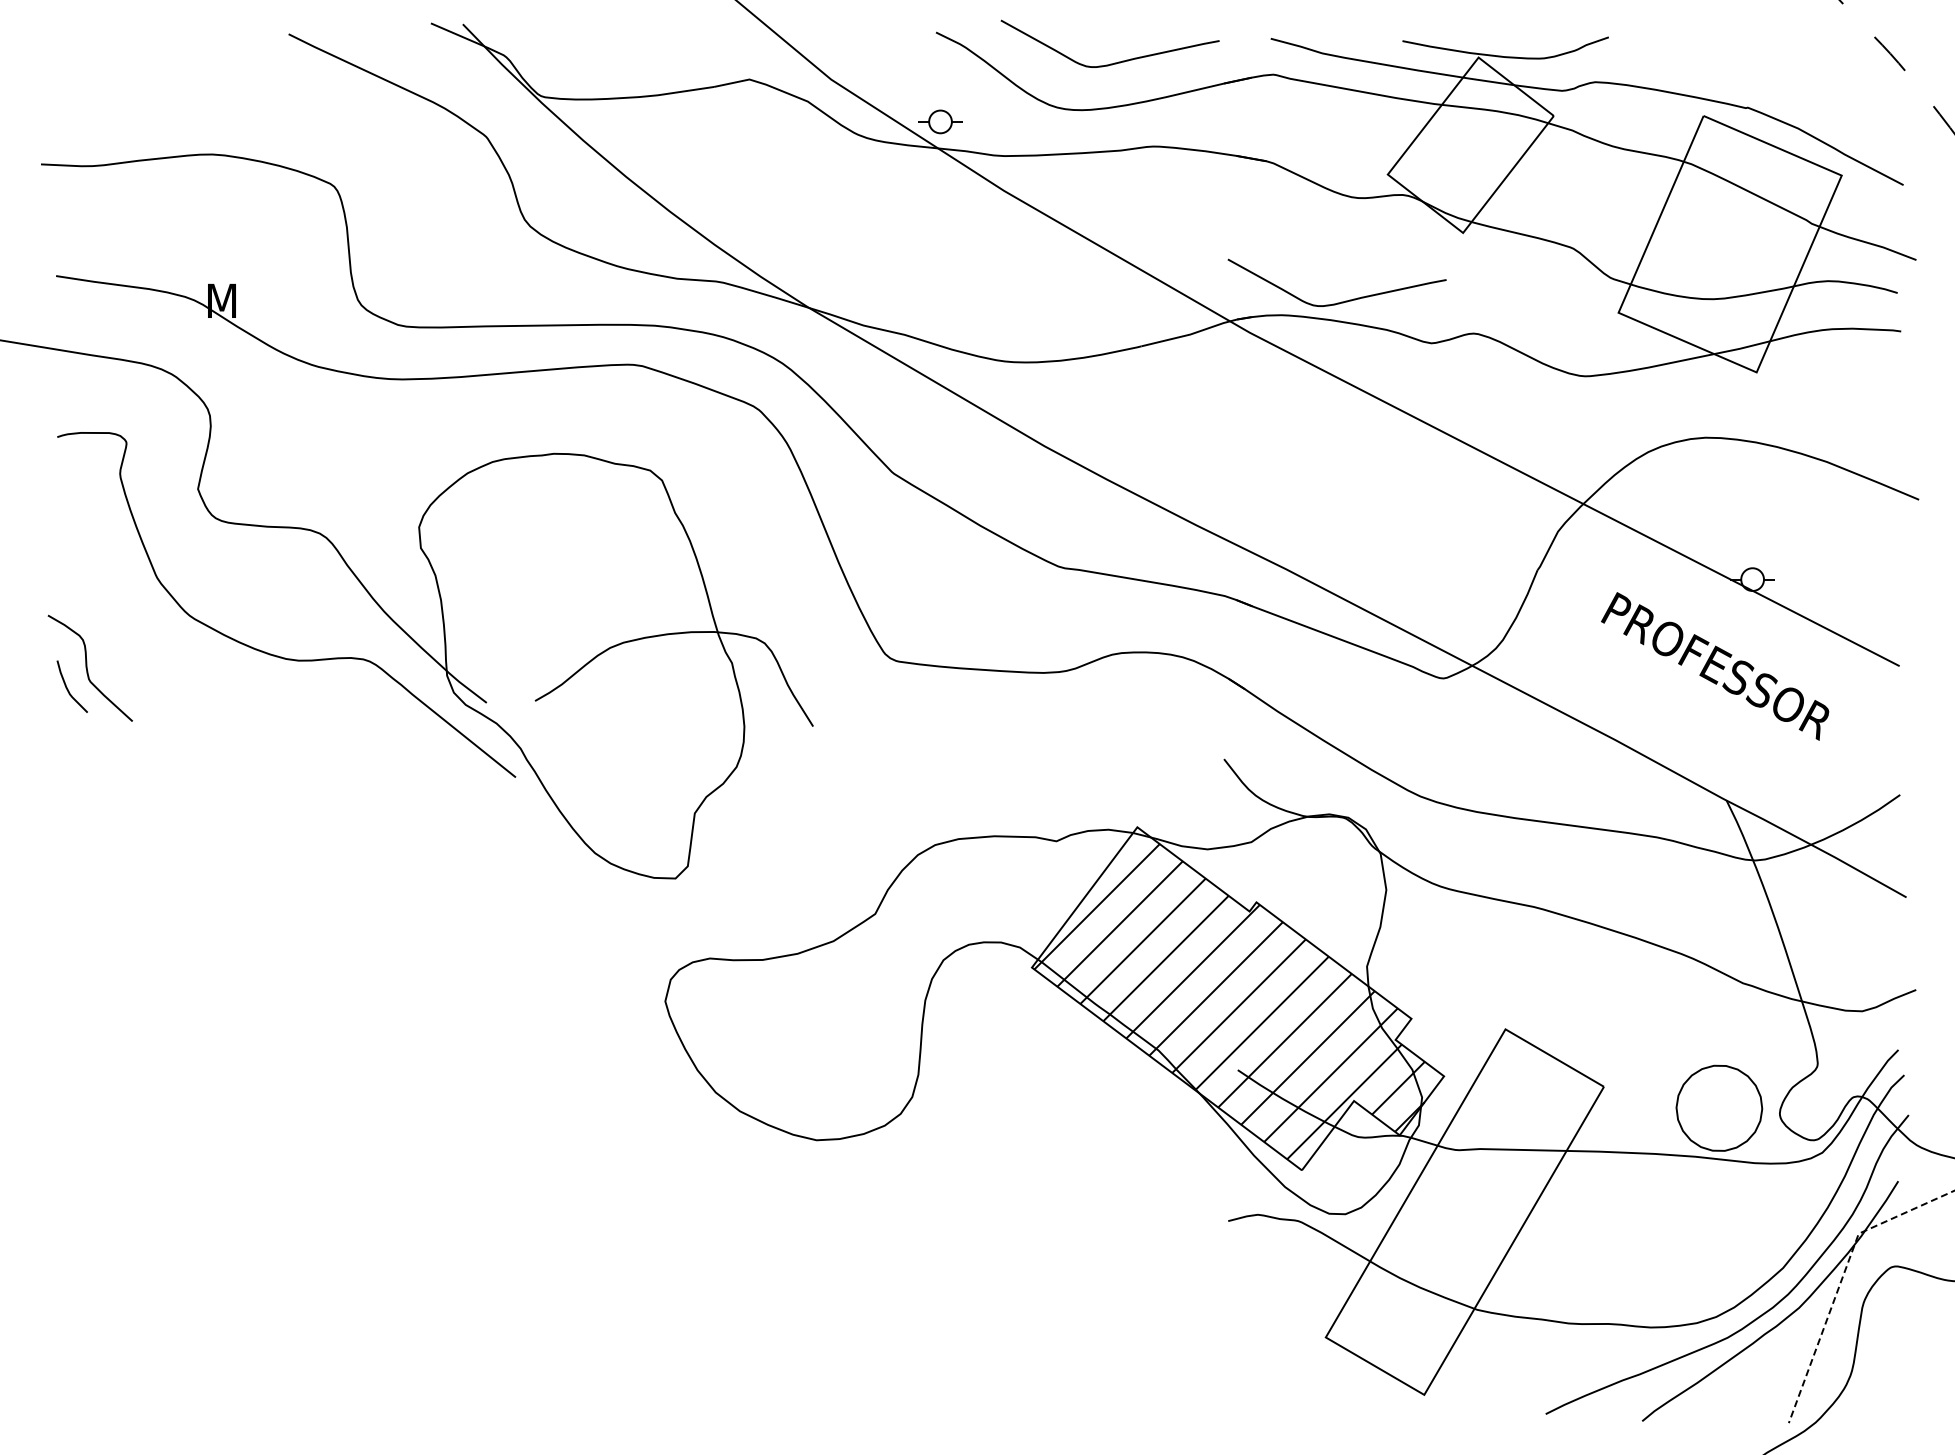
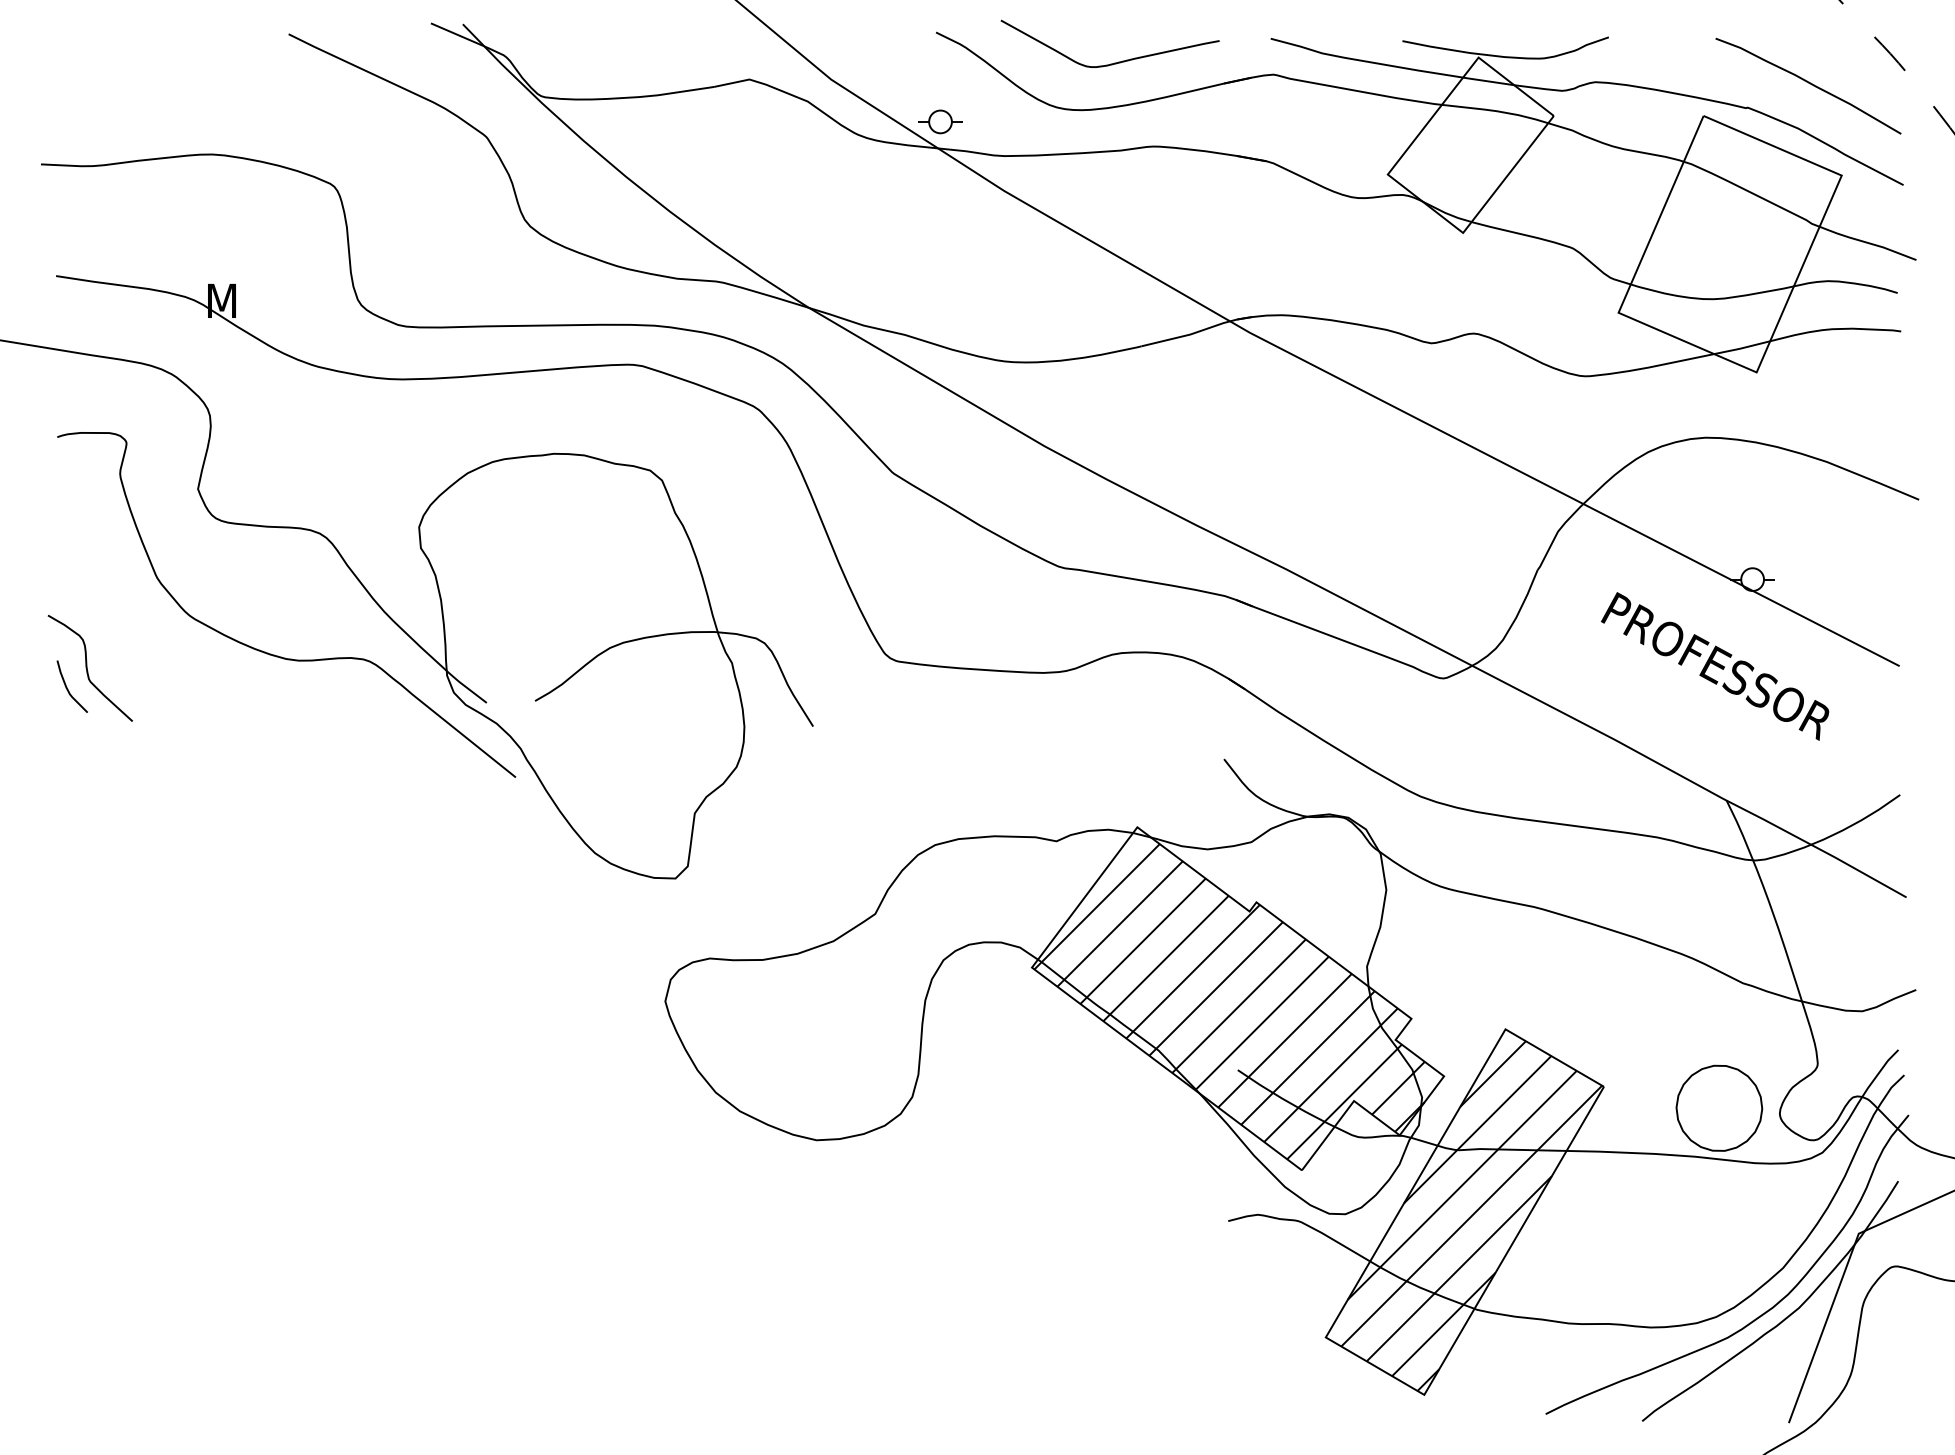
curve: none -> present (1808, 83)
curve: present -> none (1341, 301)
hatch: none -> present (1471, 1215)
line: dashed -> solid (1842, 1278)
